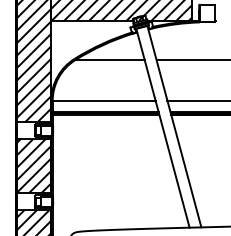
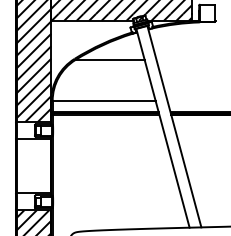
line: present -> none (191, 60)
line: present -> none (197, 100)
hatch: present -> none (33, 166)
